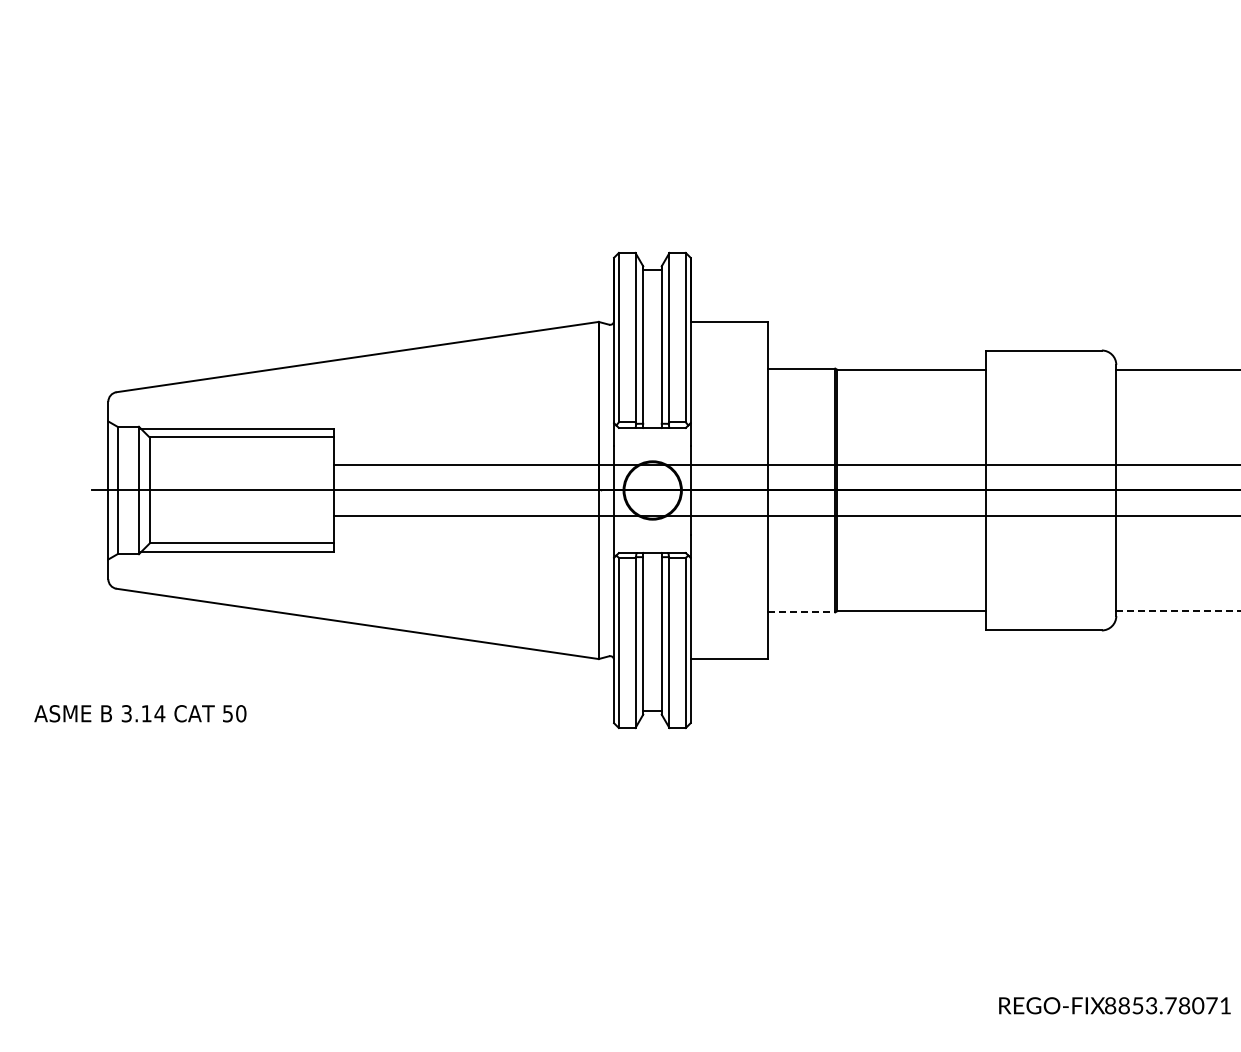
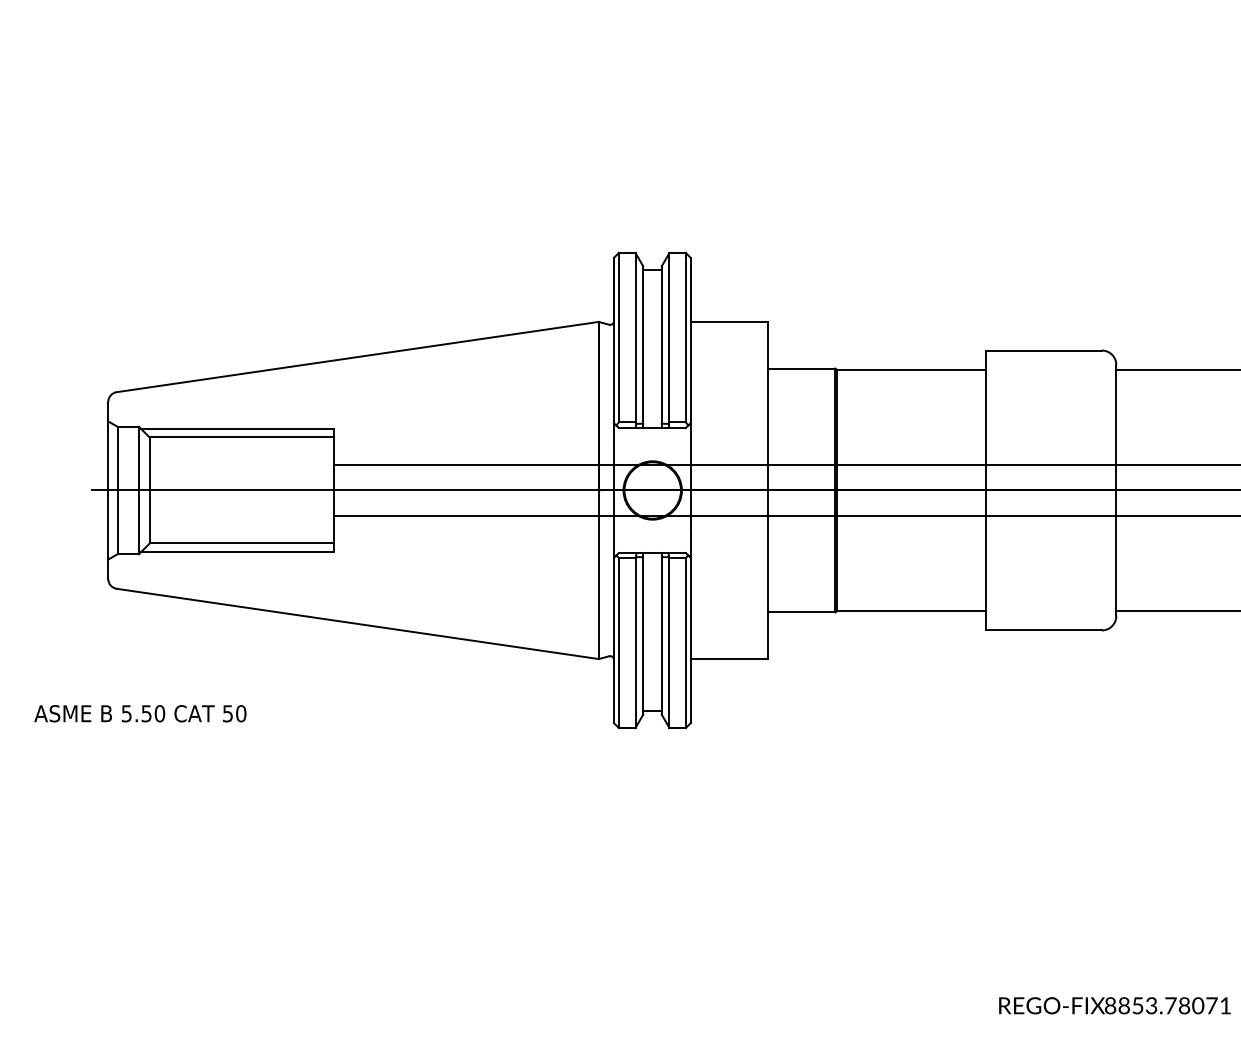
line: dashed -> solid (1178, 611)
line: dashed -> solid (801, 612)
text: 3.14 -> 5.50 (143, 713)
